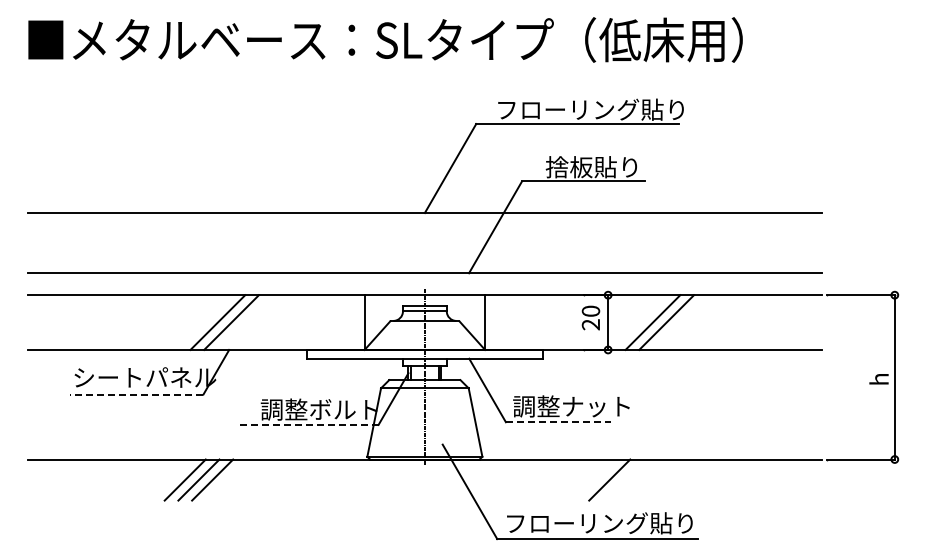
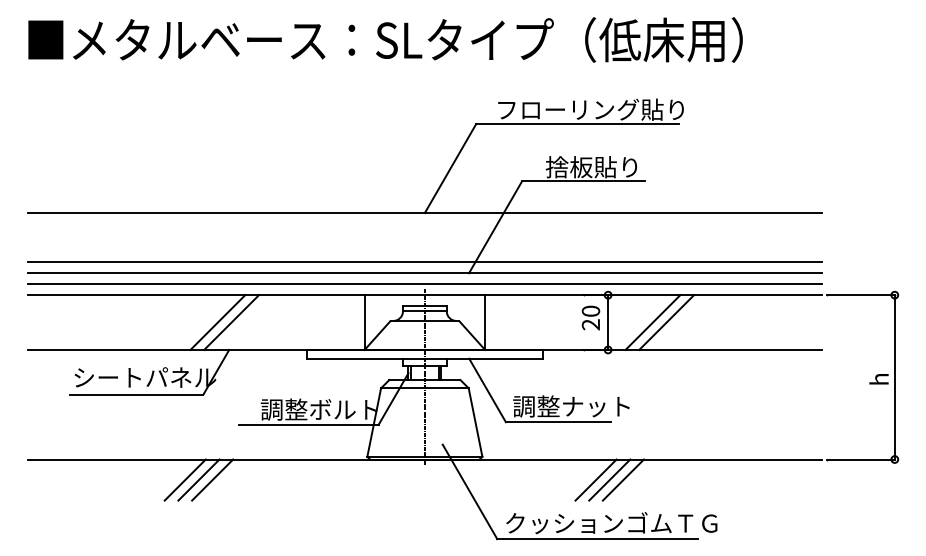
line: none -> present (424, 262)
line: none -> present (424, 284)
line: dashed -> solid (136, 394)
line: dashed -> solid (558, 422)
line: dashed -> solid (308, 424)
line: none -> present (595, 479)
line: none -> present (622, 479)
text: フローリング貼り -> クッションゴムＴＧ (611, 523)
